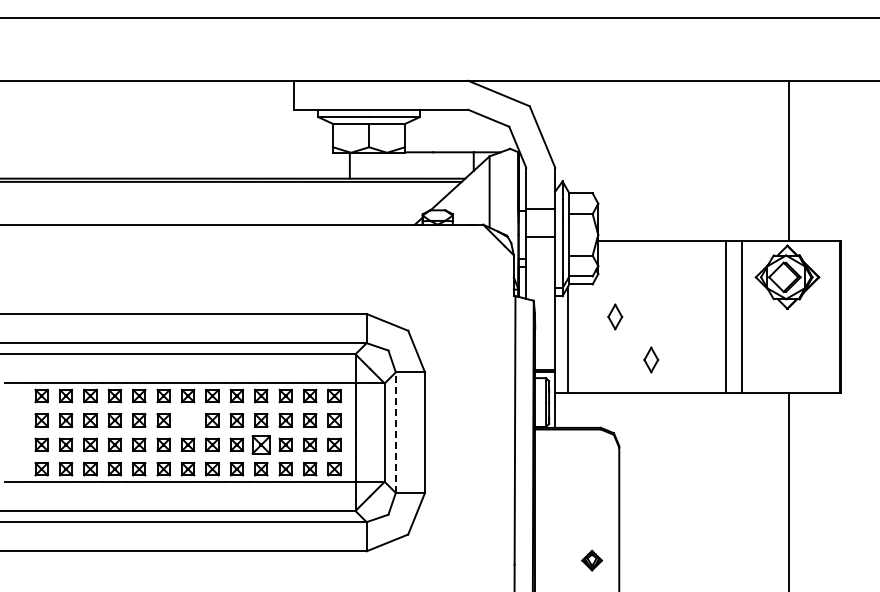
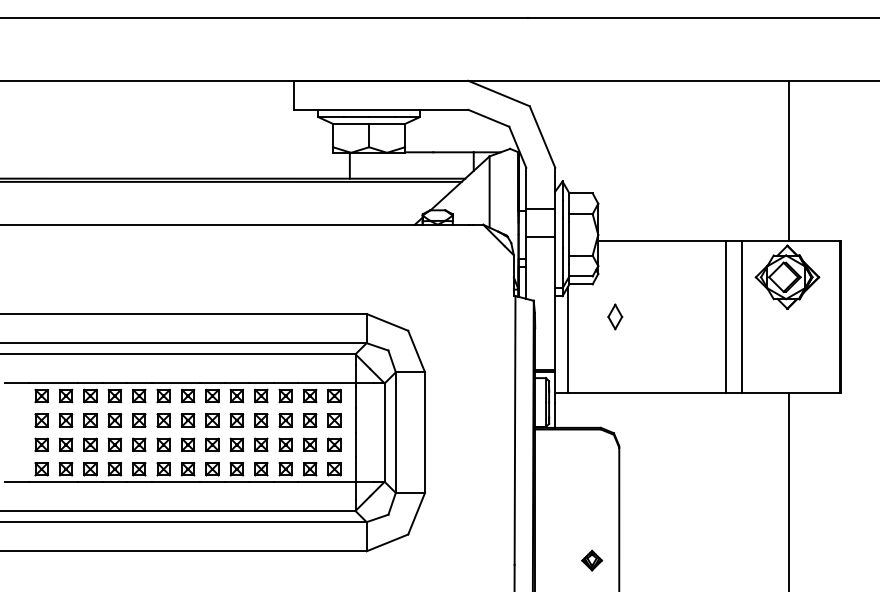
part: present -> none (651, 359)
part: none -> present (188, 420)
line: dashed -> solid (395, 432)
part size: 20x20 px -> 15x15 px (261, 444)
